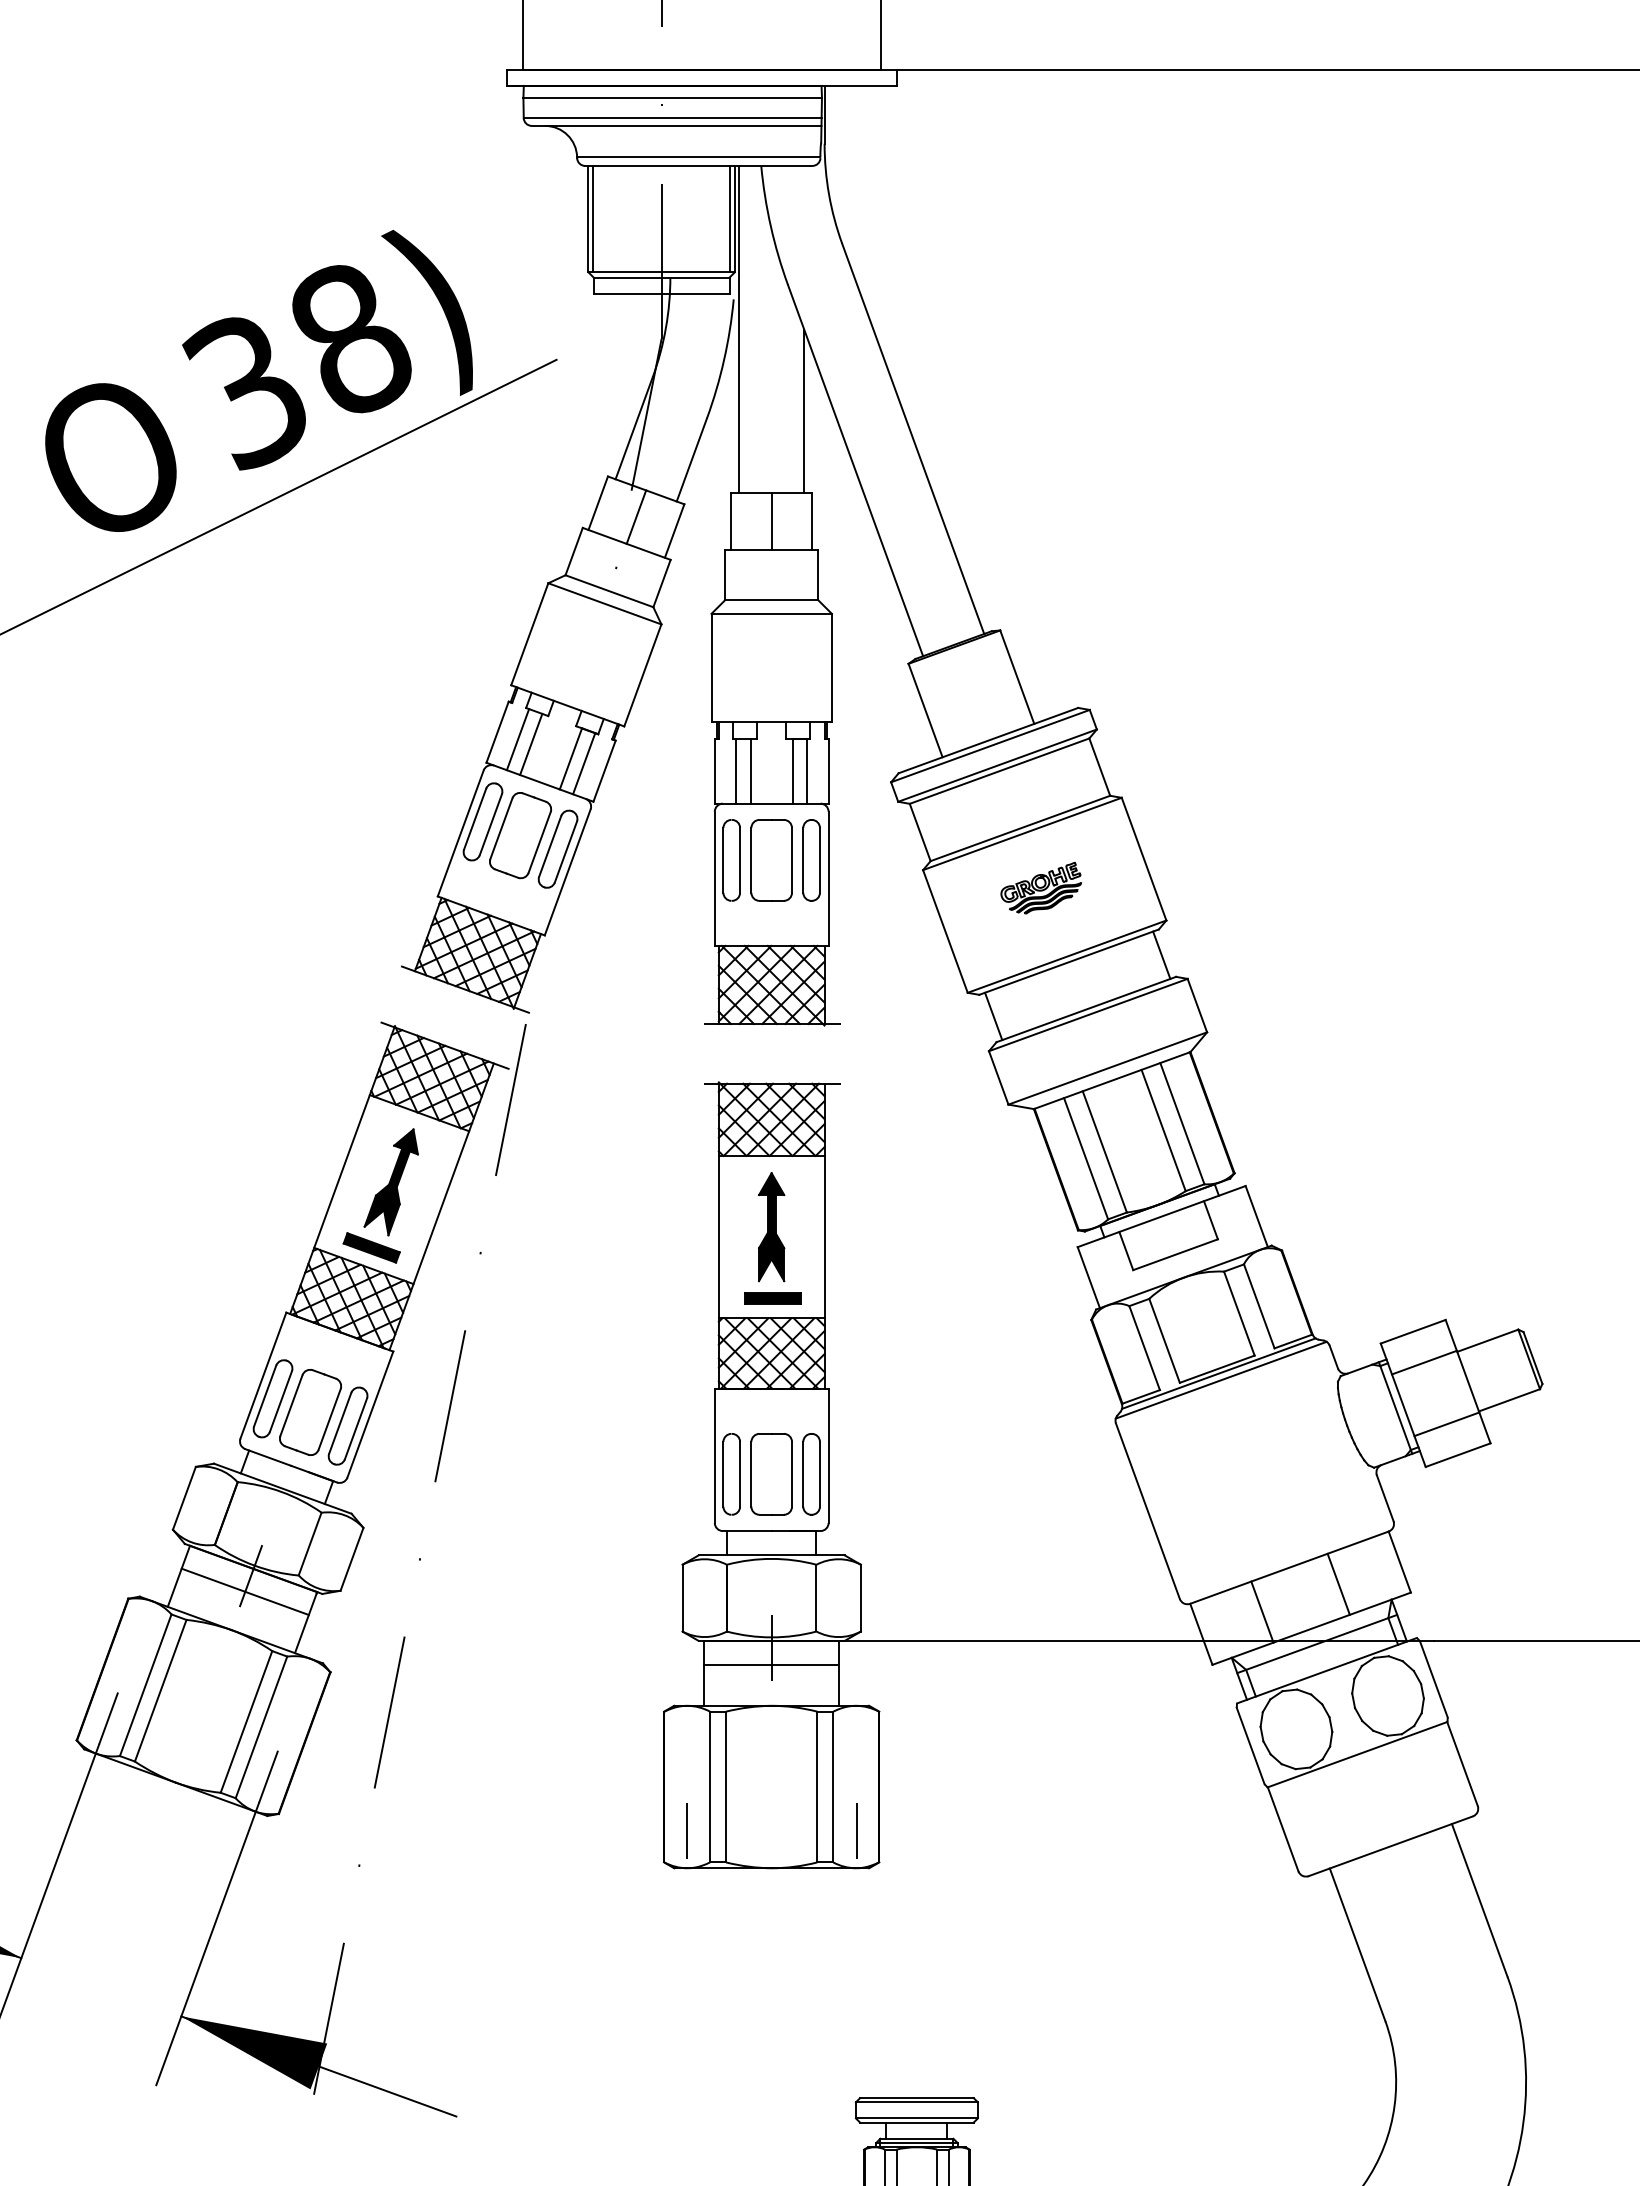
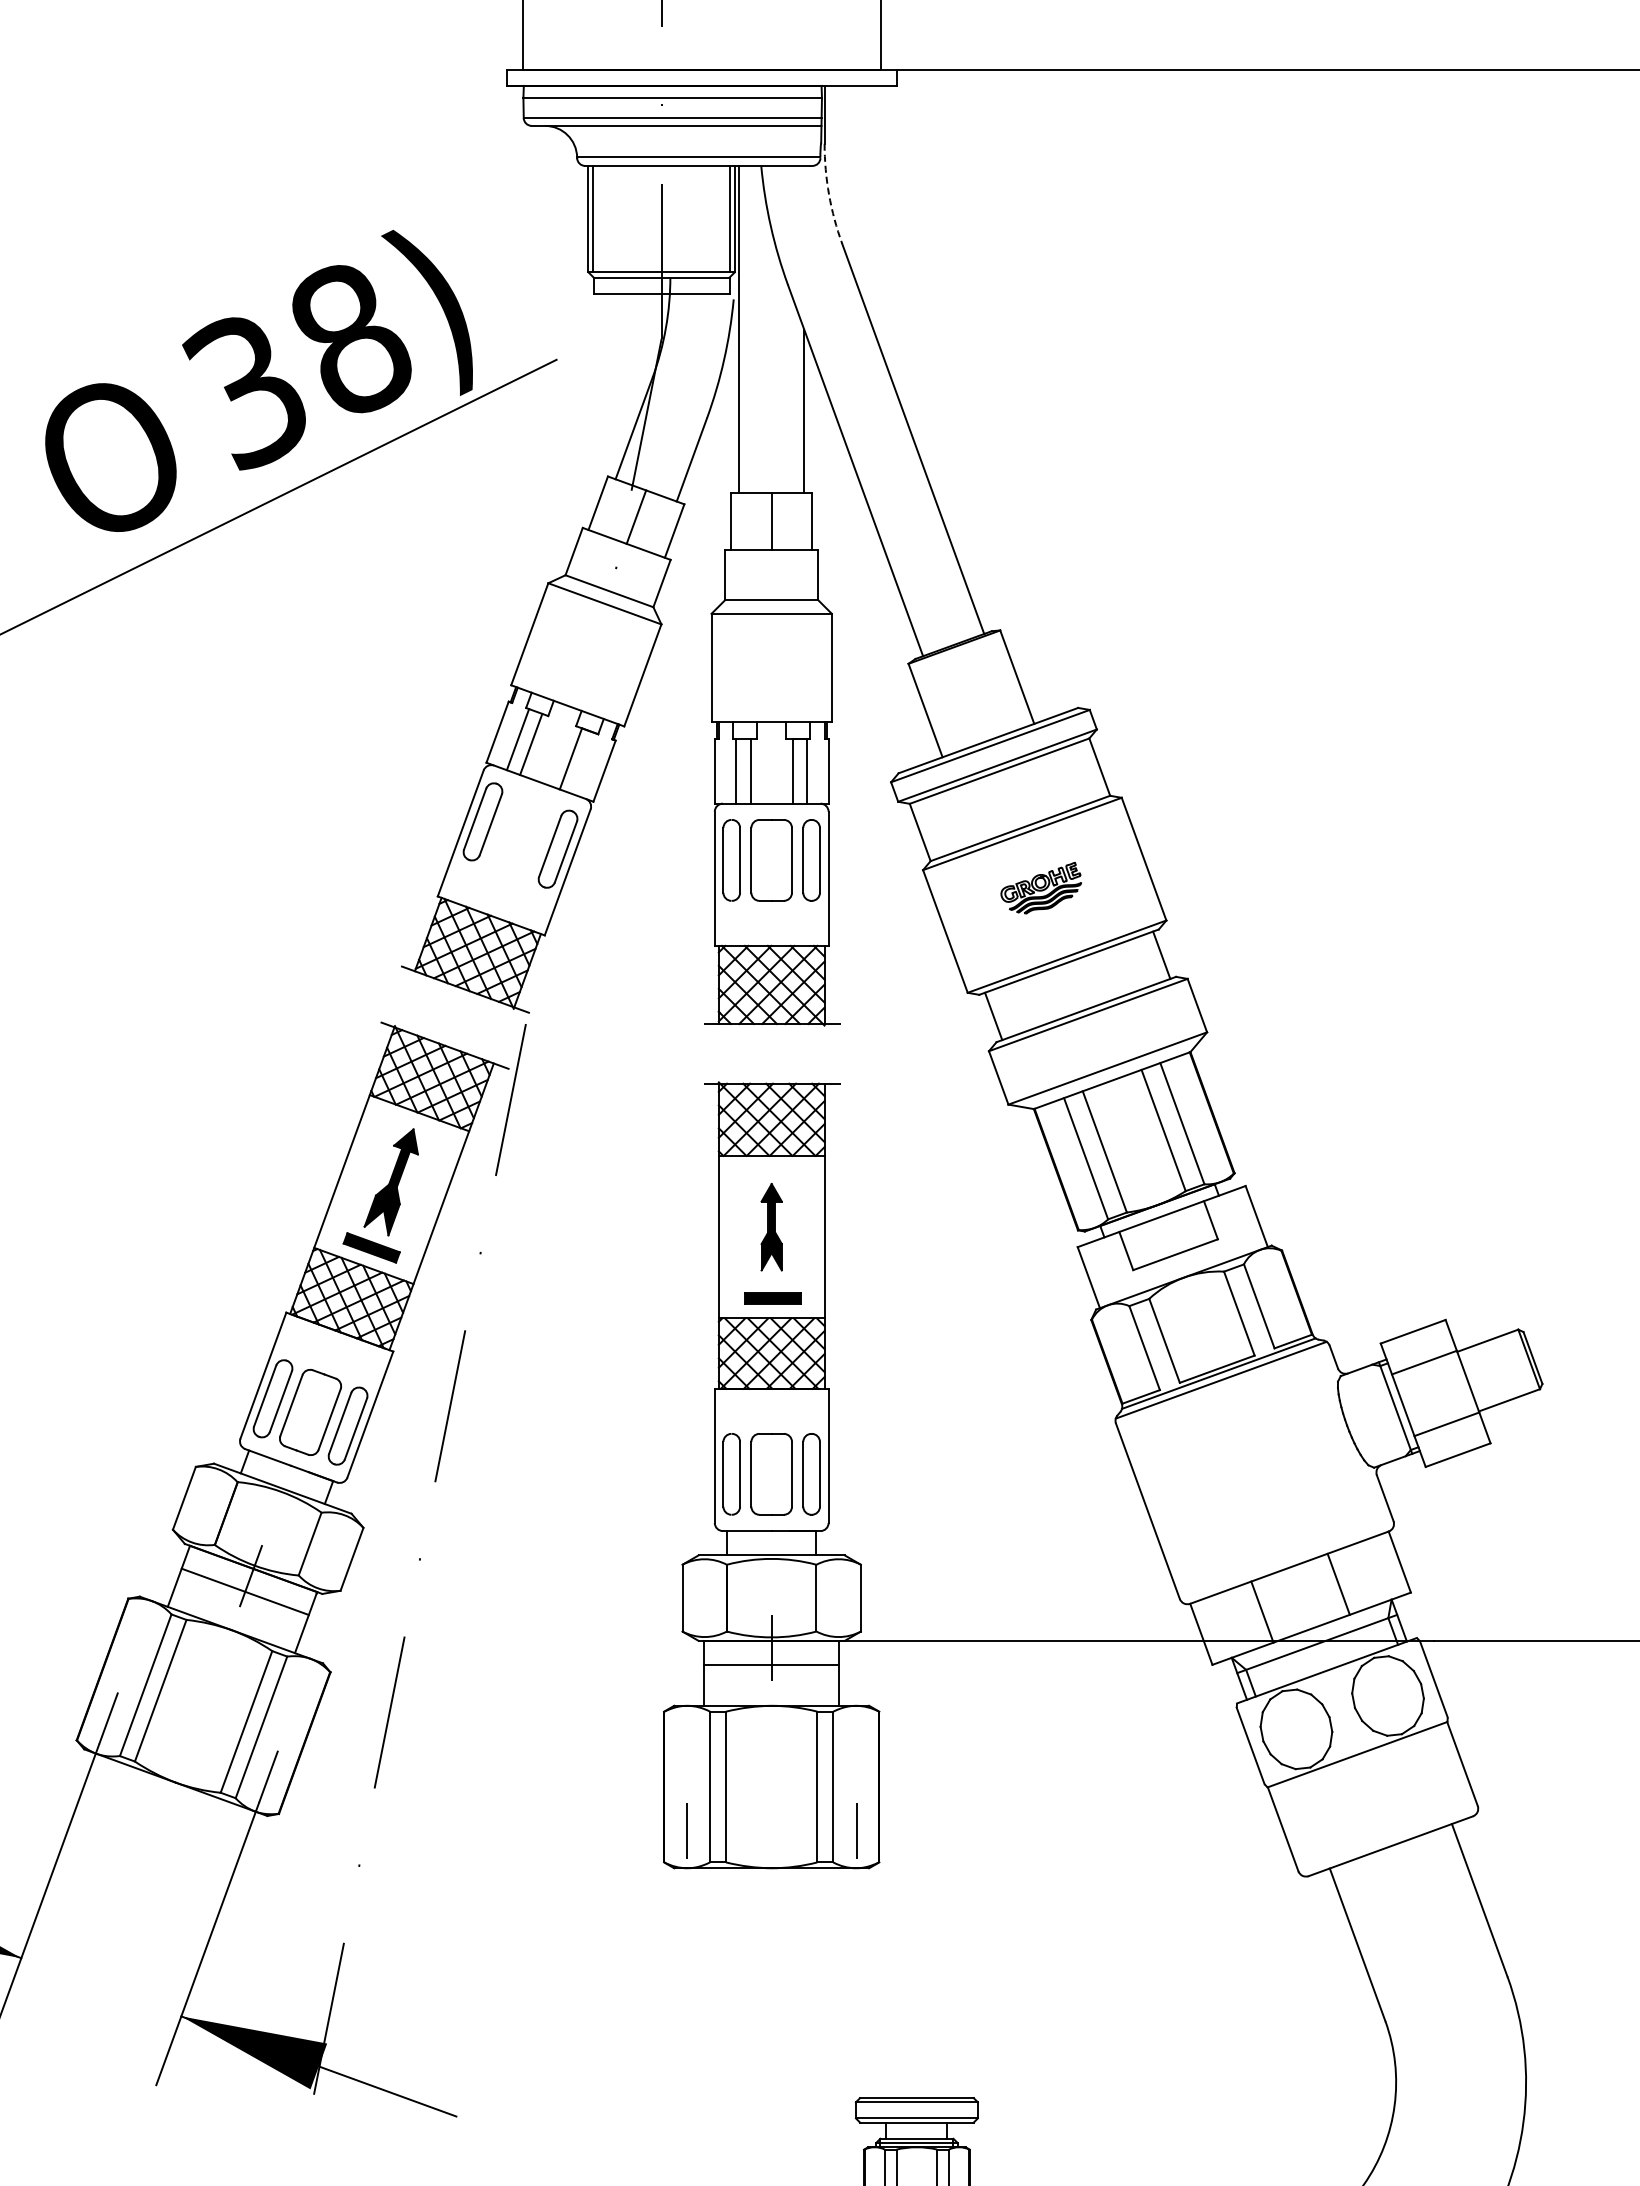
arc: solid -> dashed (829, 194)
line: present -> none (584, 763)
part: present -> none (520, 835)
part size: 28x111 px -> 23x89 px (771, 1227)
